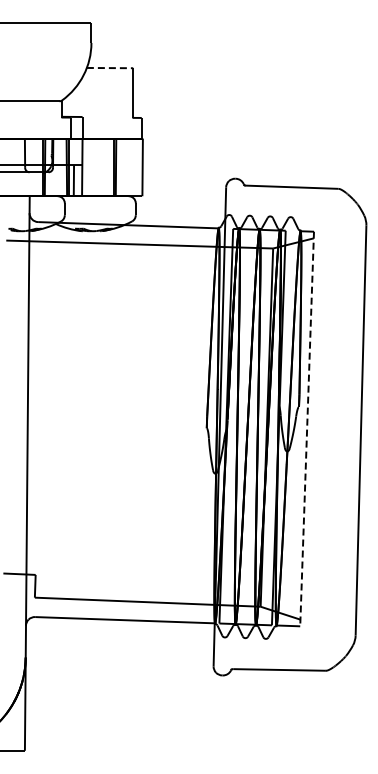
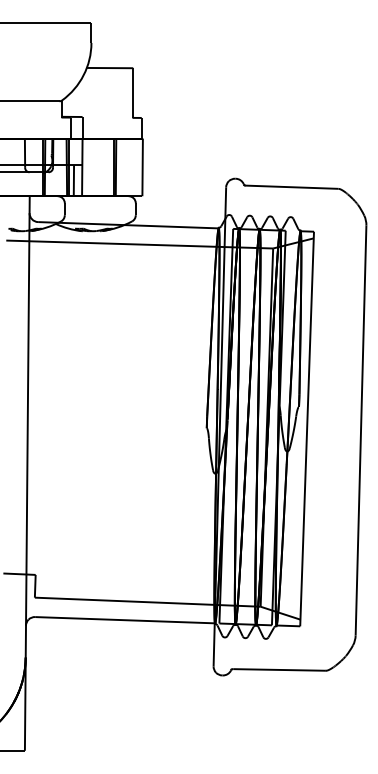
line: dashed -> solid (110, 68)
line: dashed -> solid (307, 429)
